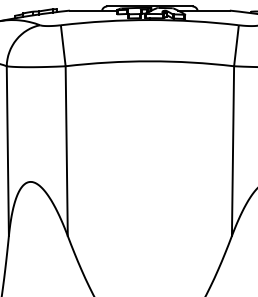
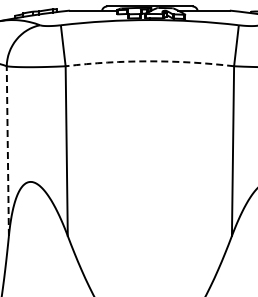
arc: solid -> dashed (149, 61)
line: solid -> dashed (7, 151)
